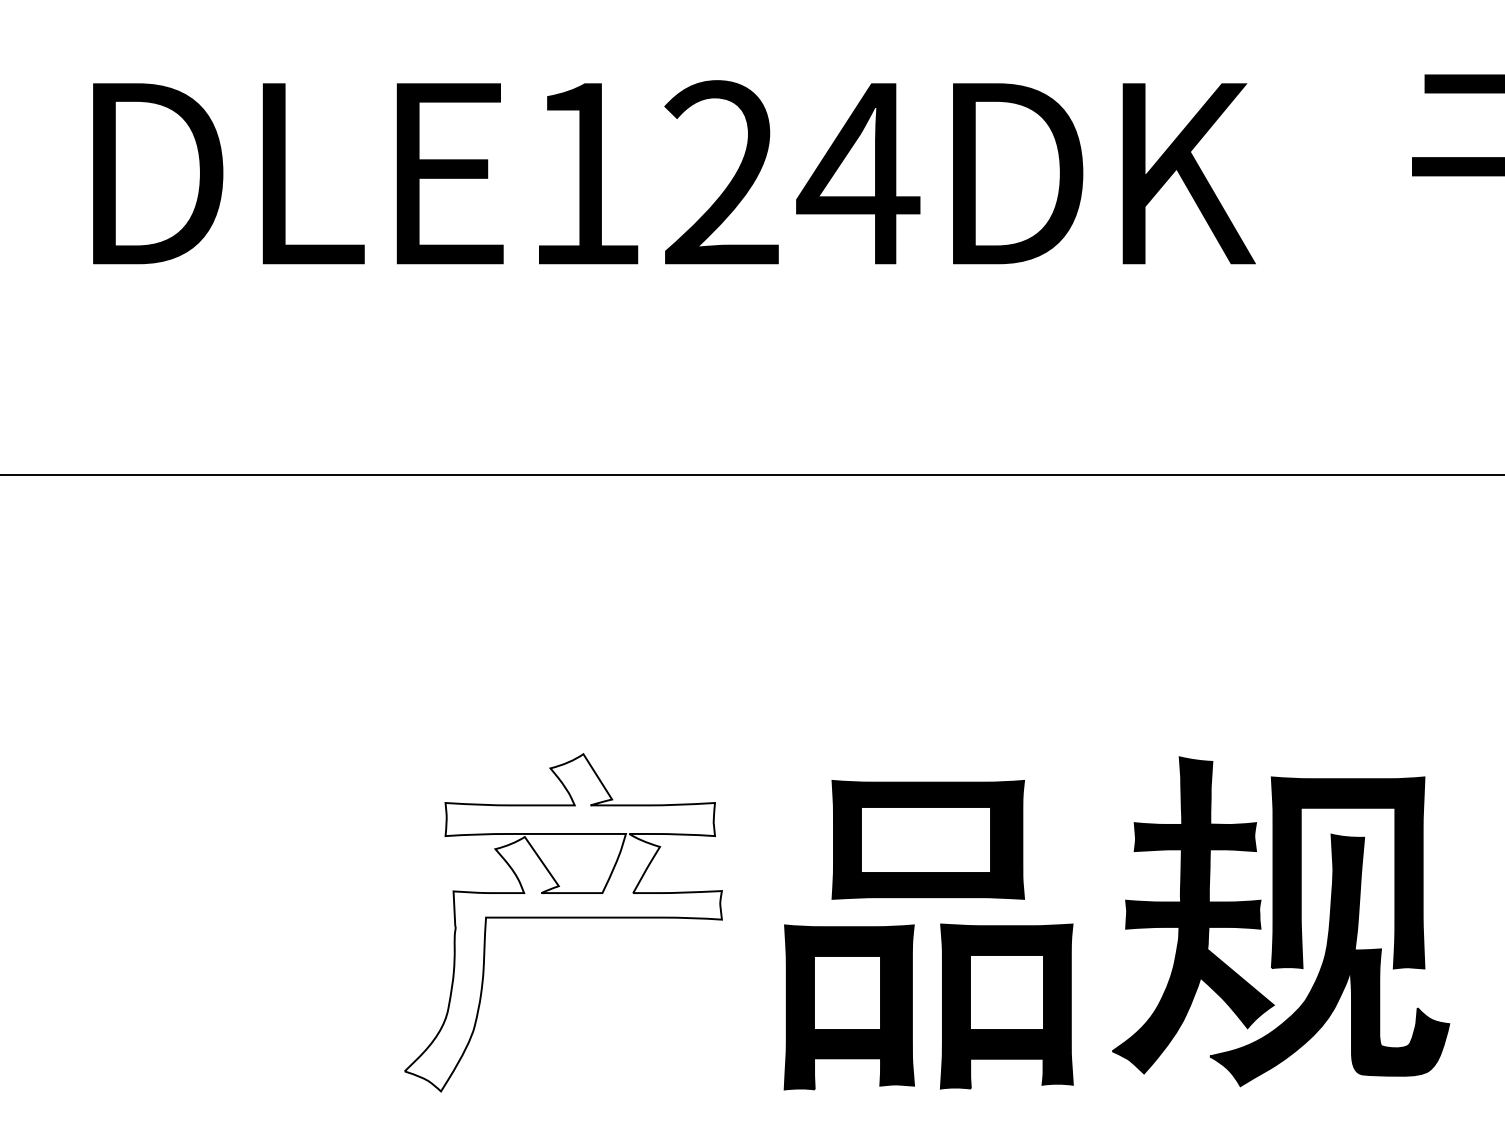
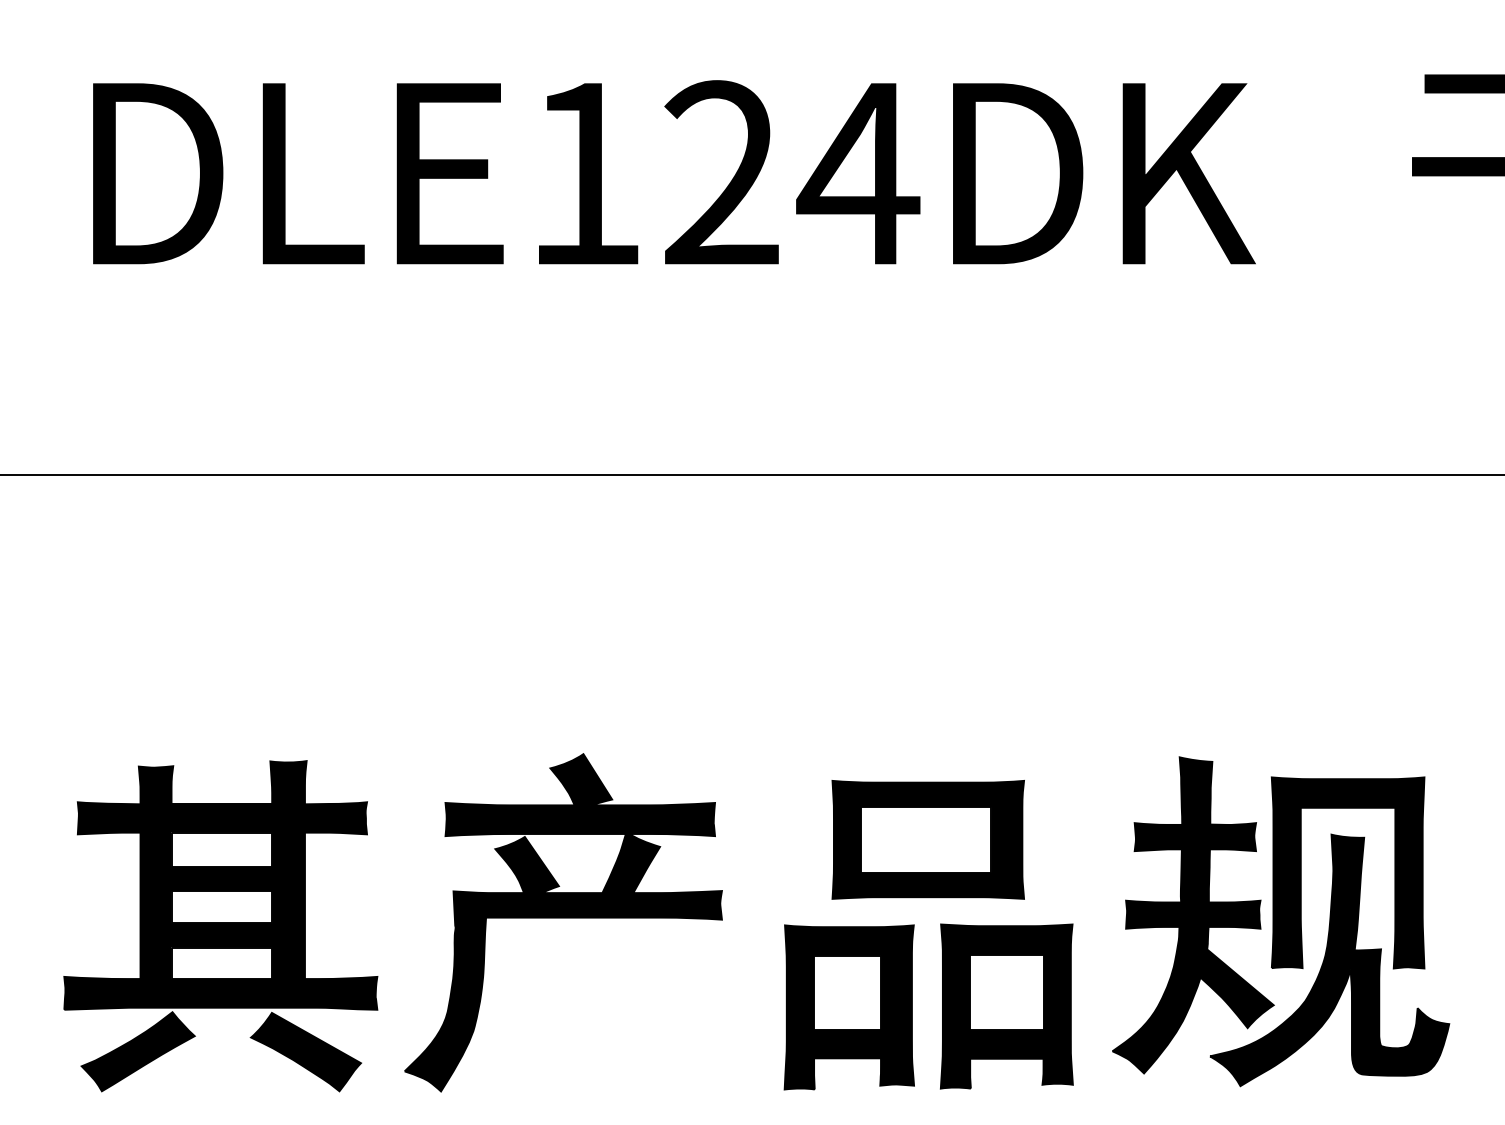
fill: none -> present (562, 922)
part: none -> present (220, 926)
